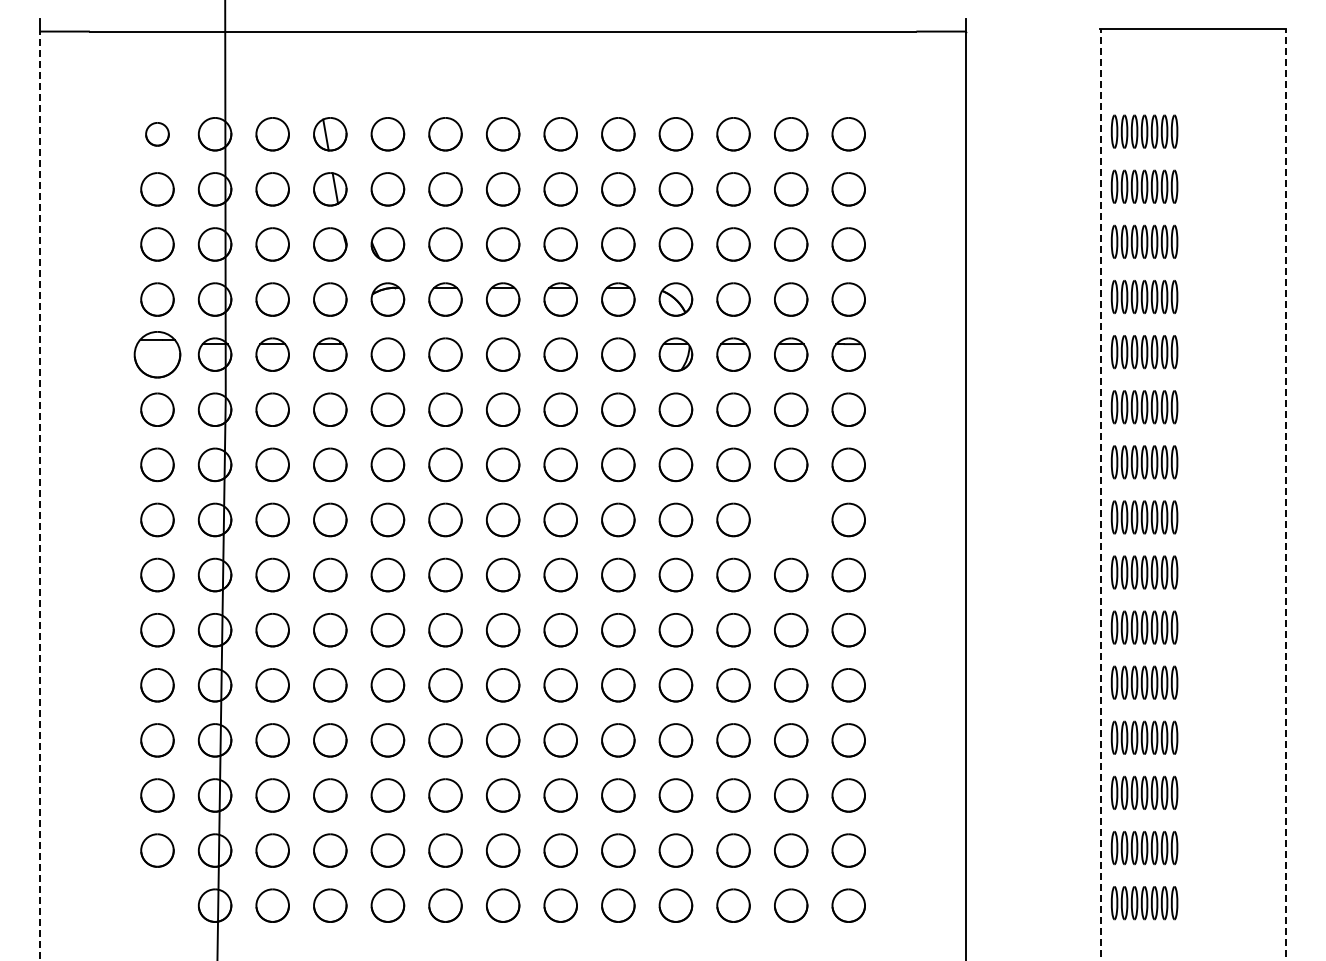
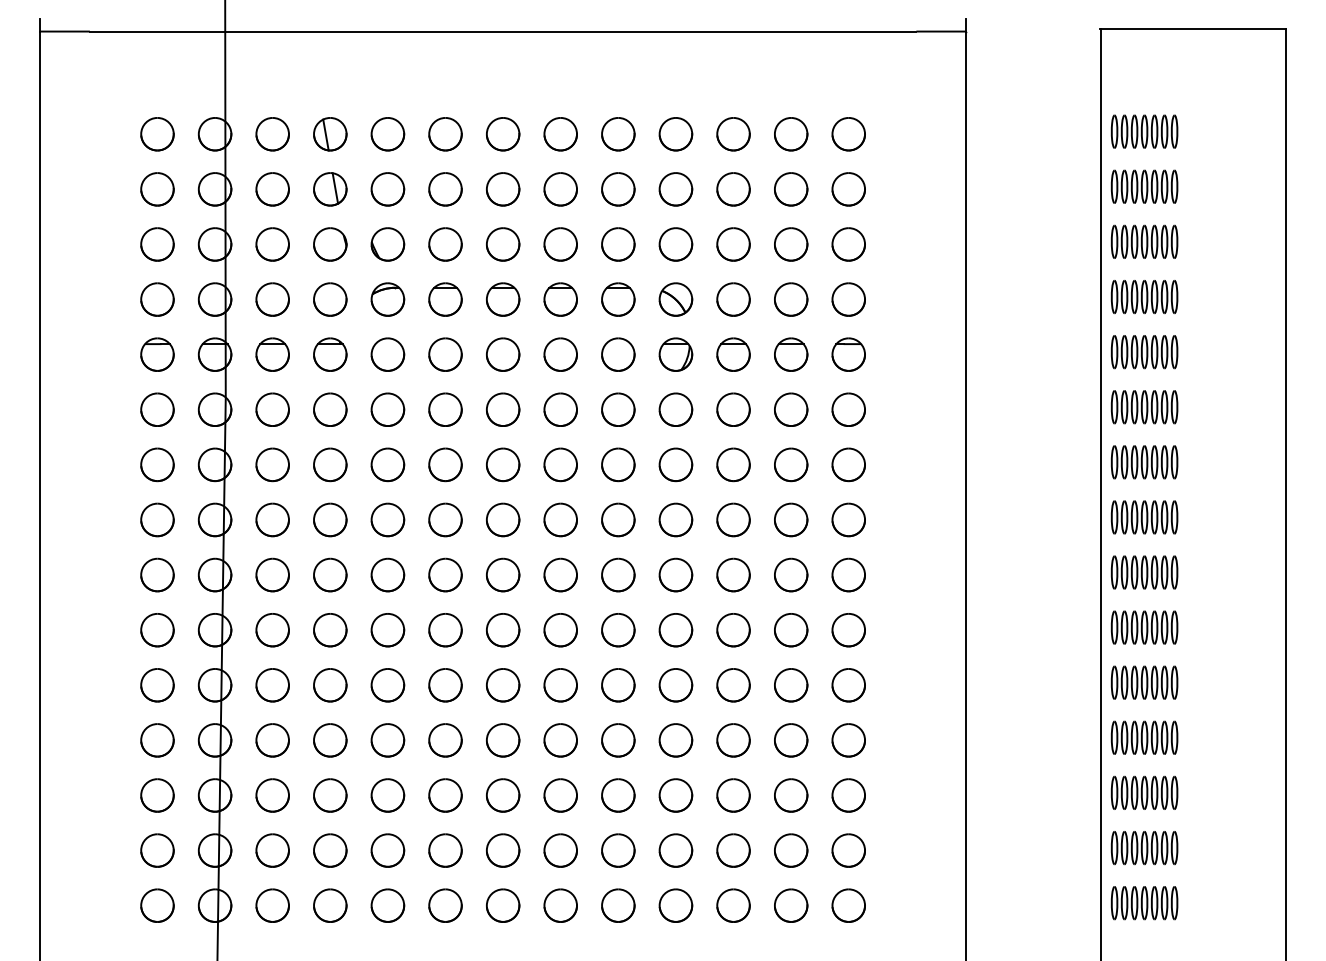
part size: 25x25 px -> 35x35 px (157, 134)
part size: 49x48 px -> 35x35 px (157, 354)
line: dashed -> solid (39, 495)
line: dashed -> solid (1101, 495)
line: dashed -> solid (1286, 495)
part: none -> present (791, 519)
part: none -> present (157, 905)
